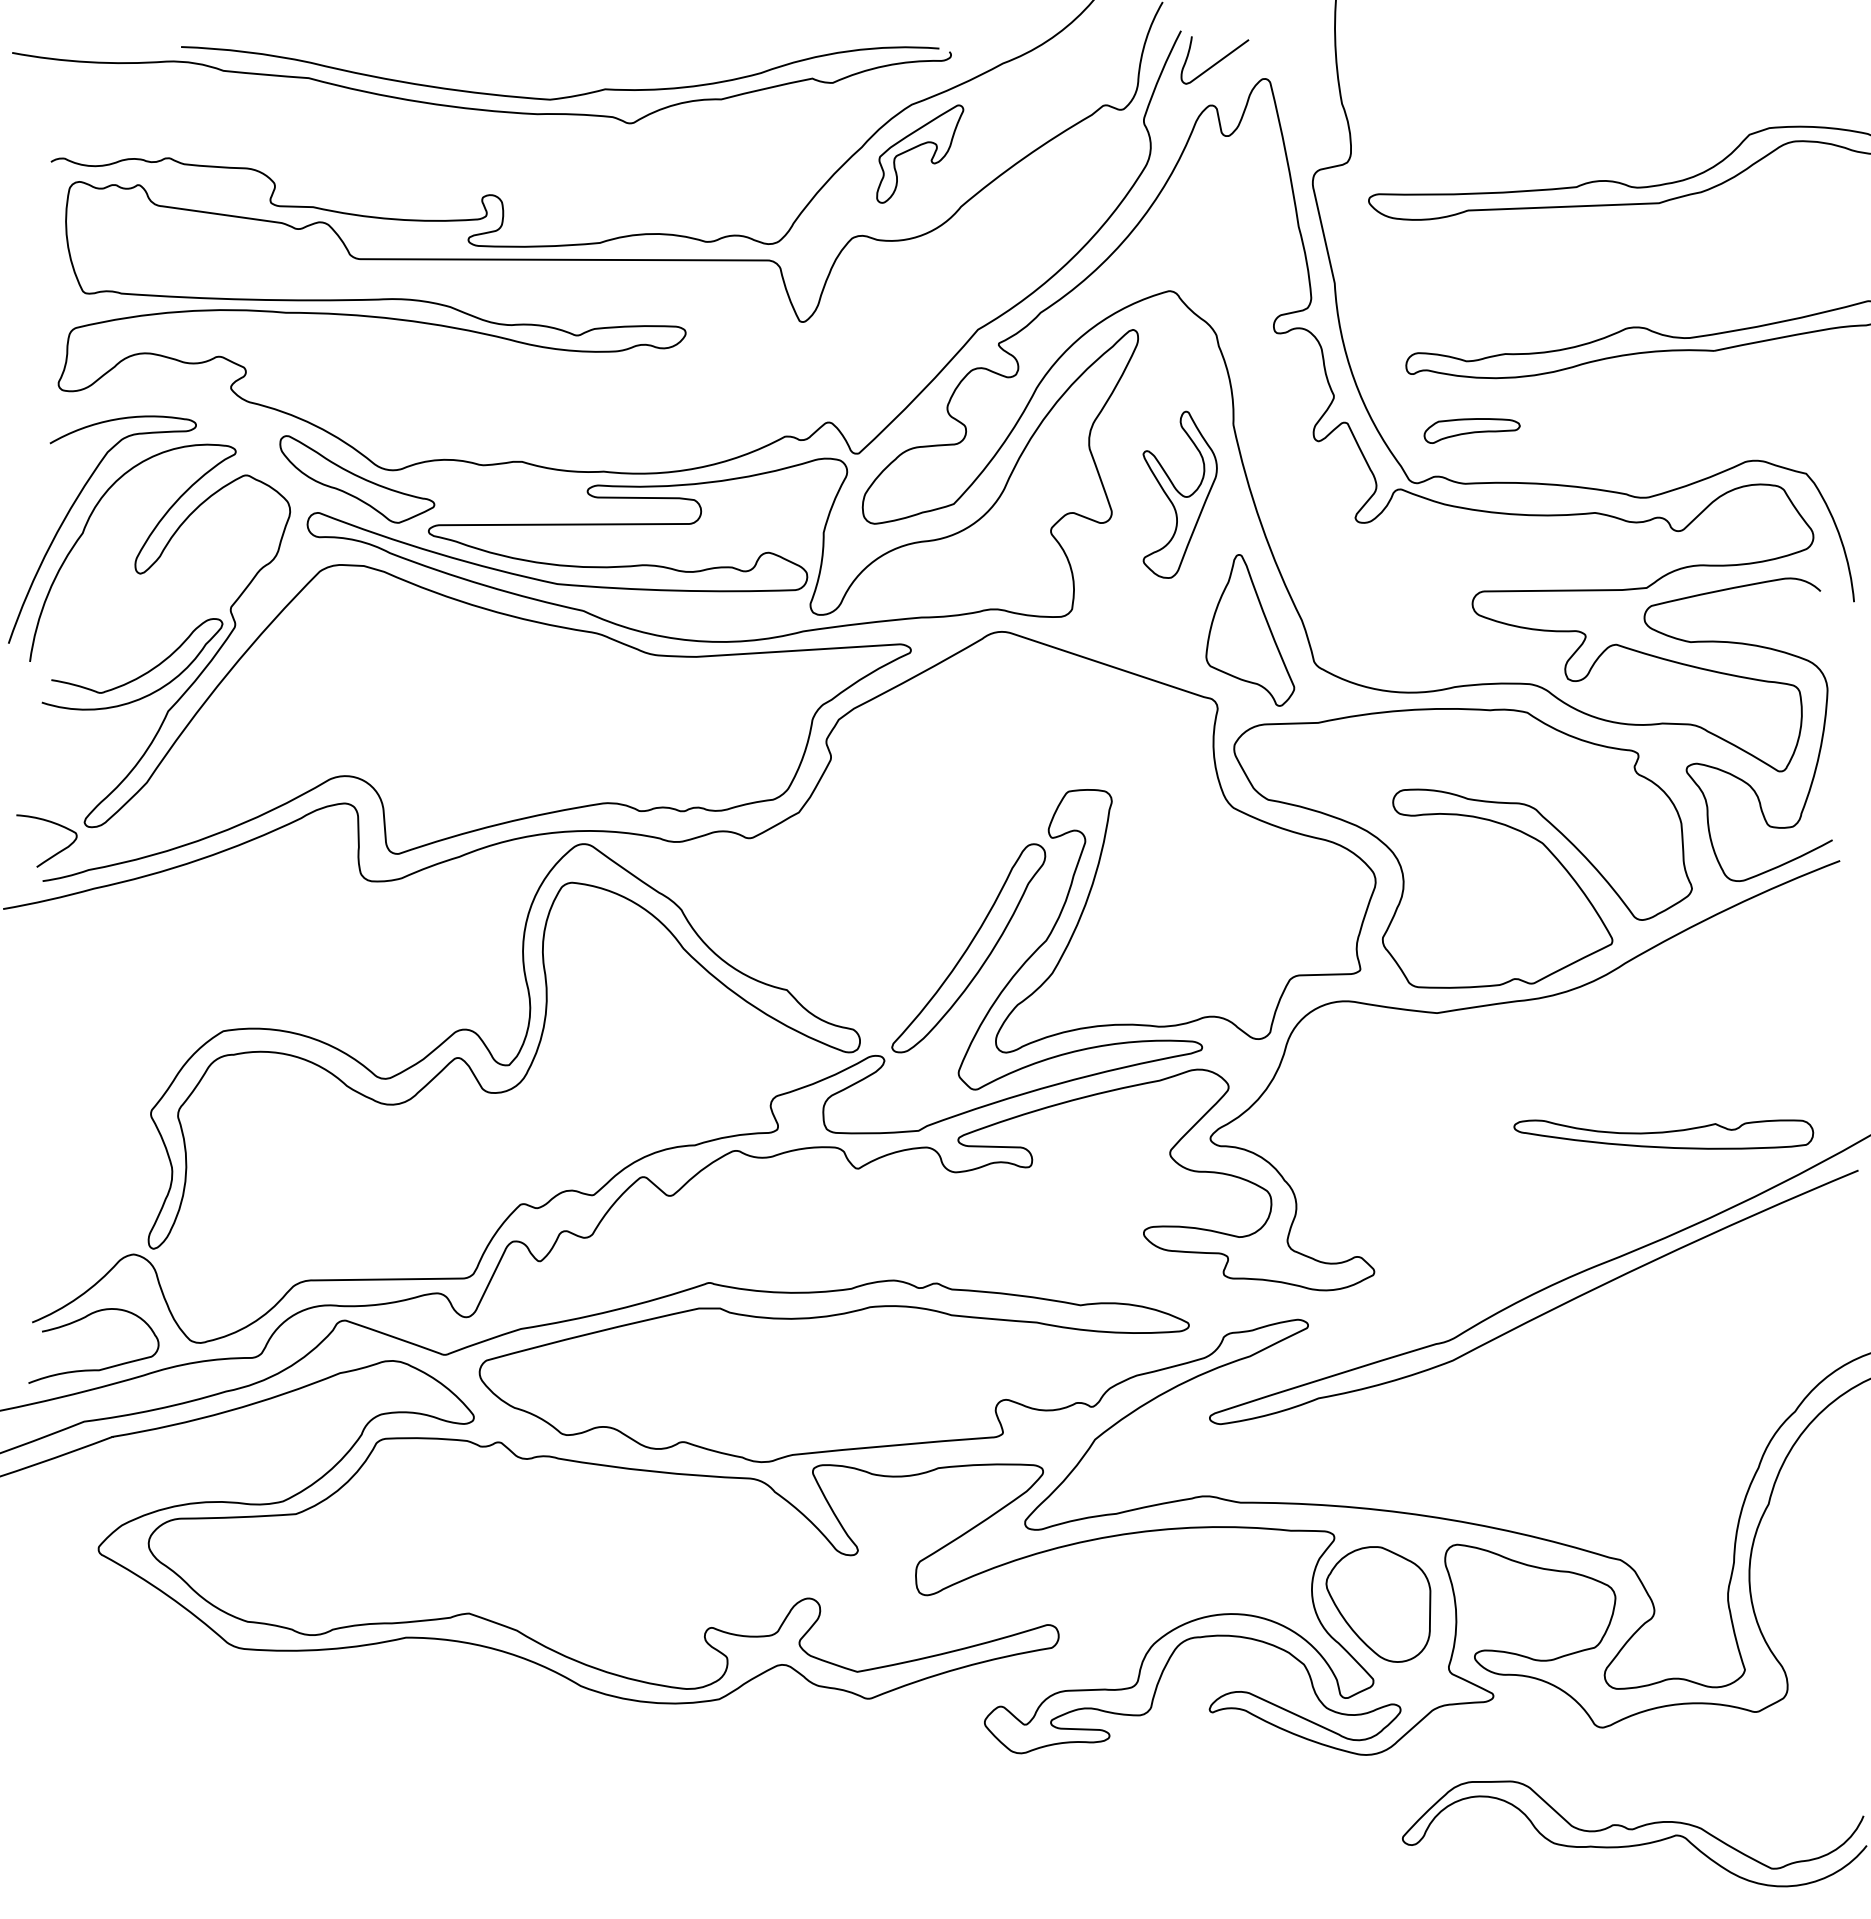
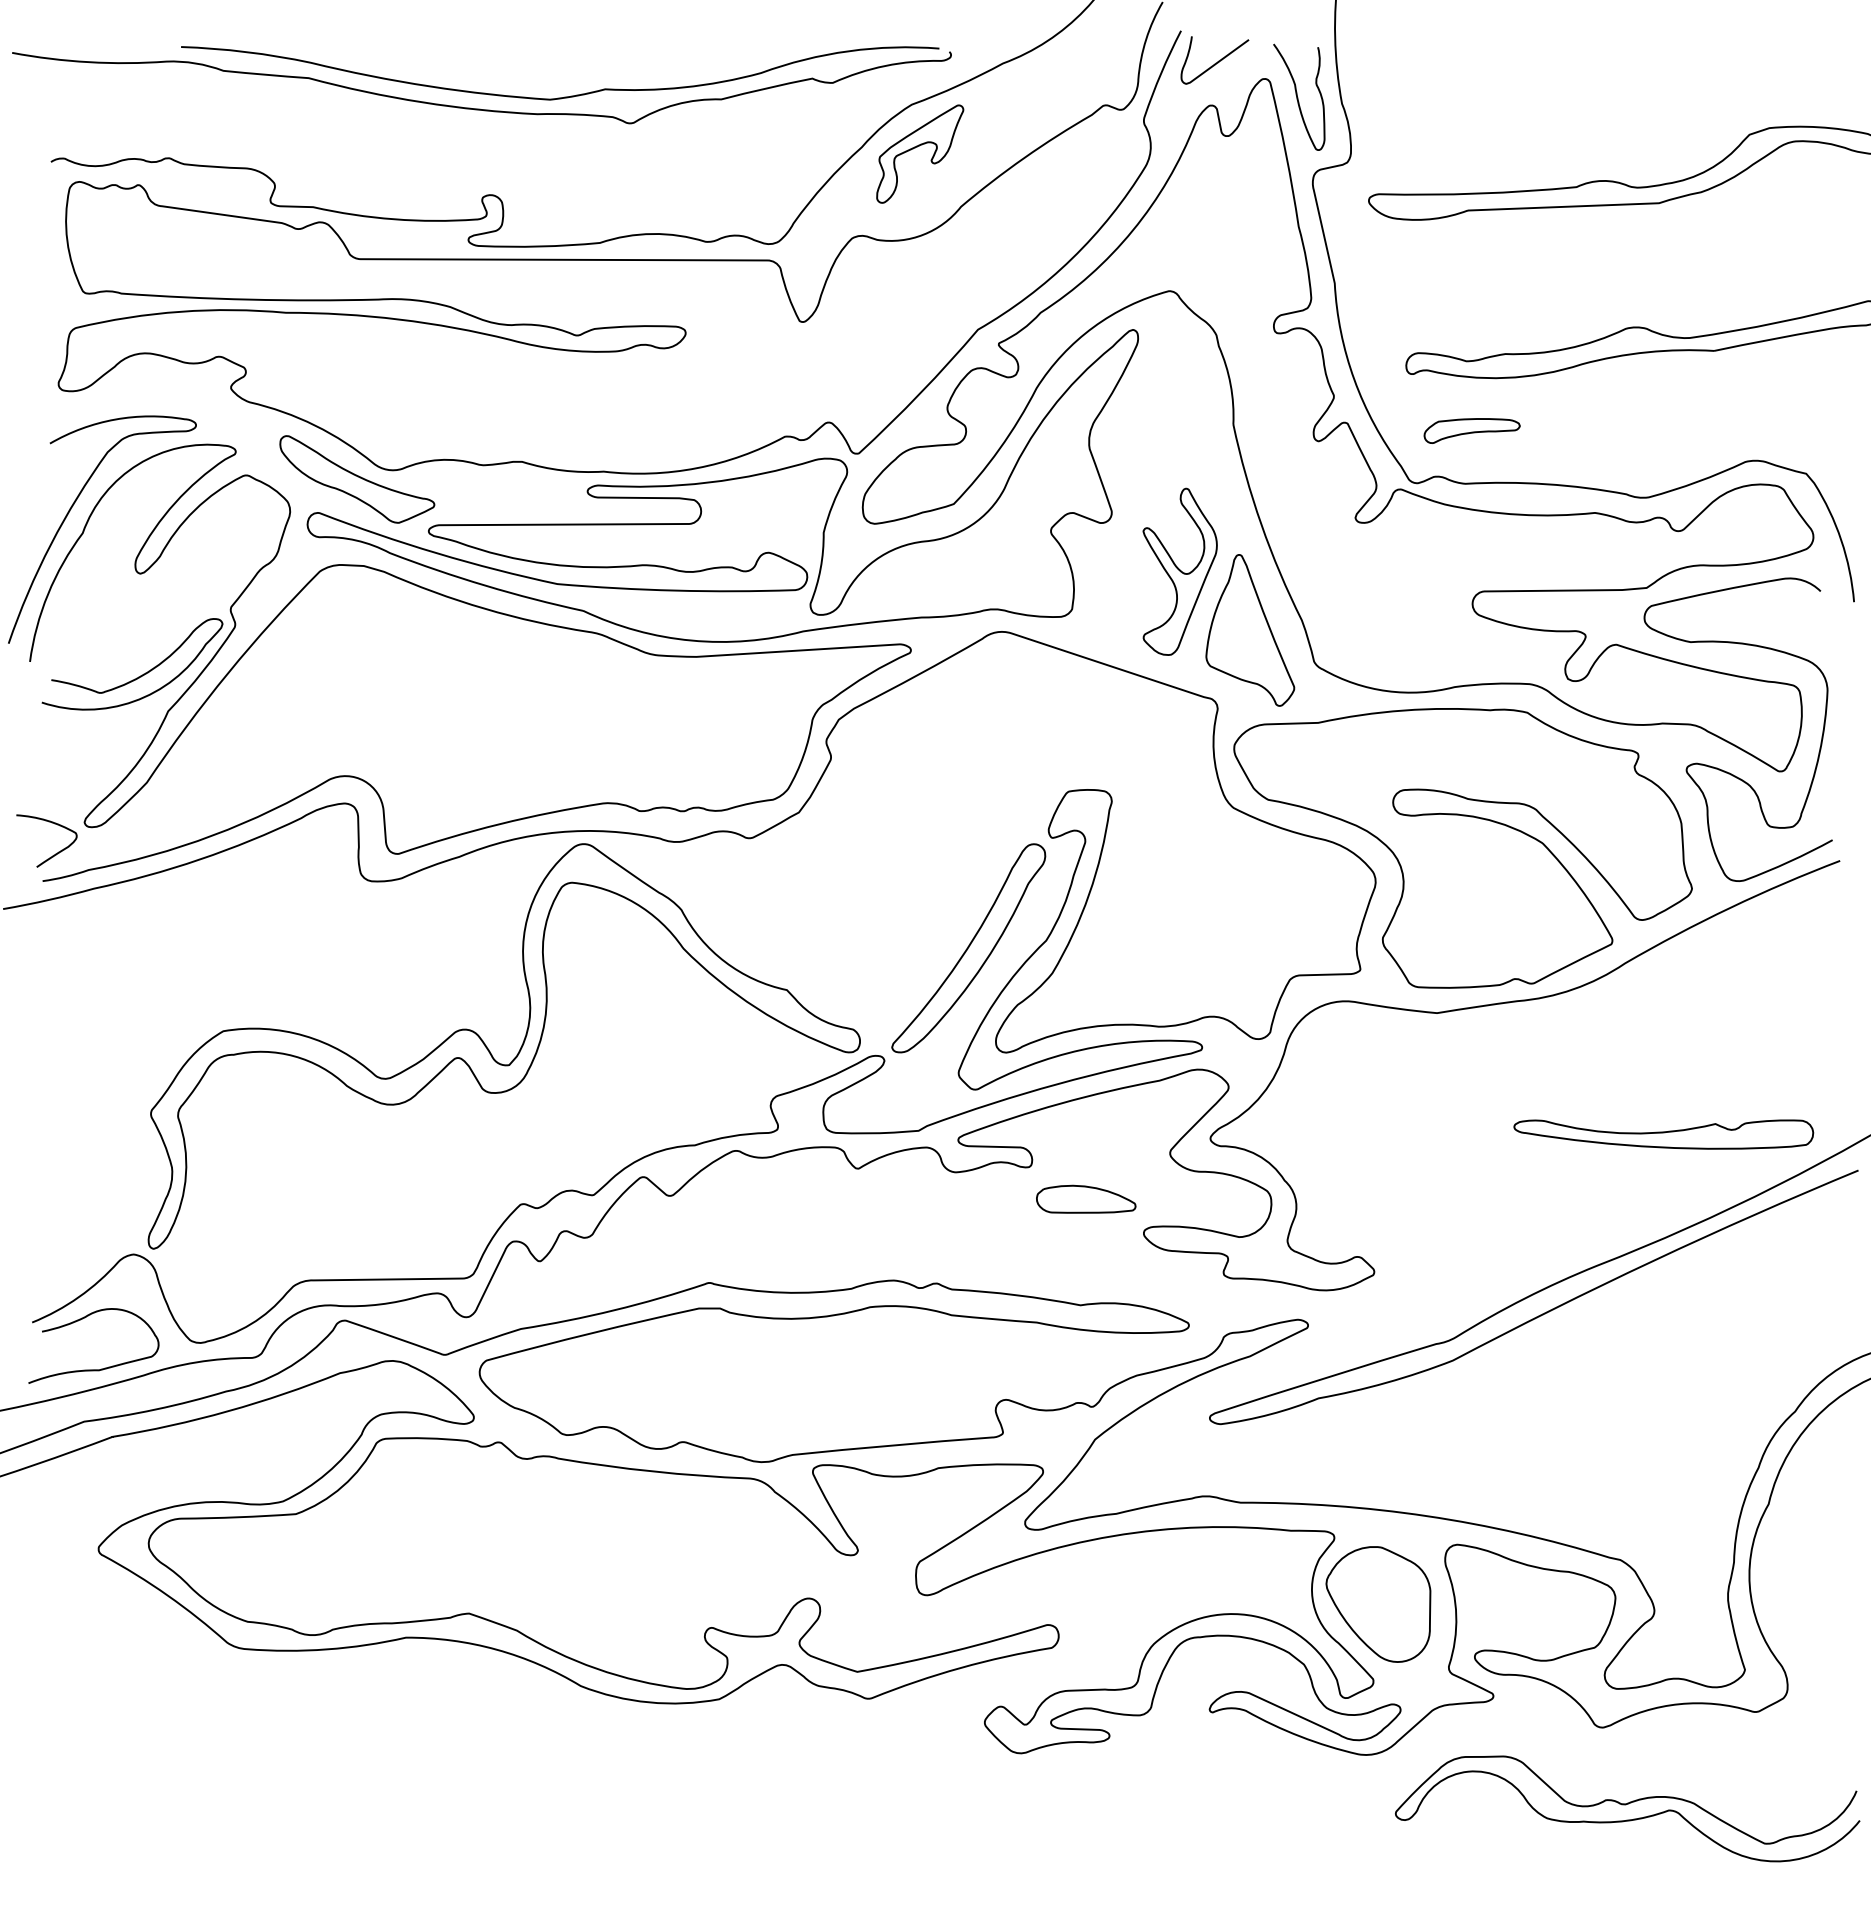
curve: none -> present (1298, 97)
part position: (1179, 494) -> (1179, 571) (1179, 571)
part: none -> present (1086, 1198)
curve position: (1632, 1830) -> (1625, 1805) (1625, 1805)
